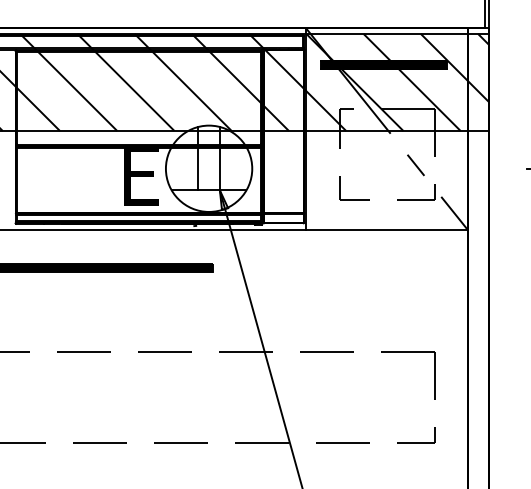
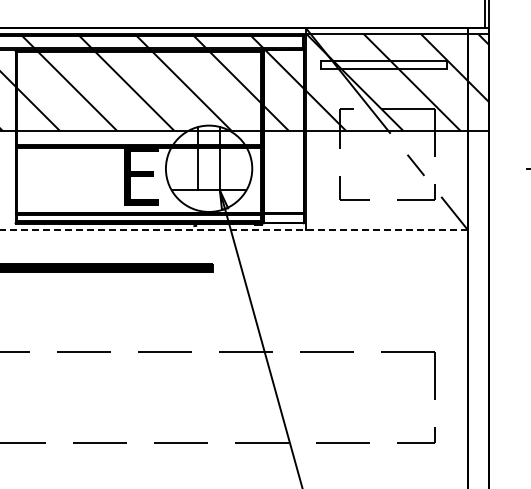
hatch: present -> none (383, 64)
line: solid -> dashed (234, 230)
